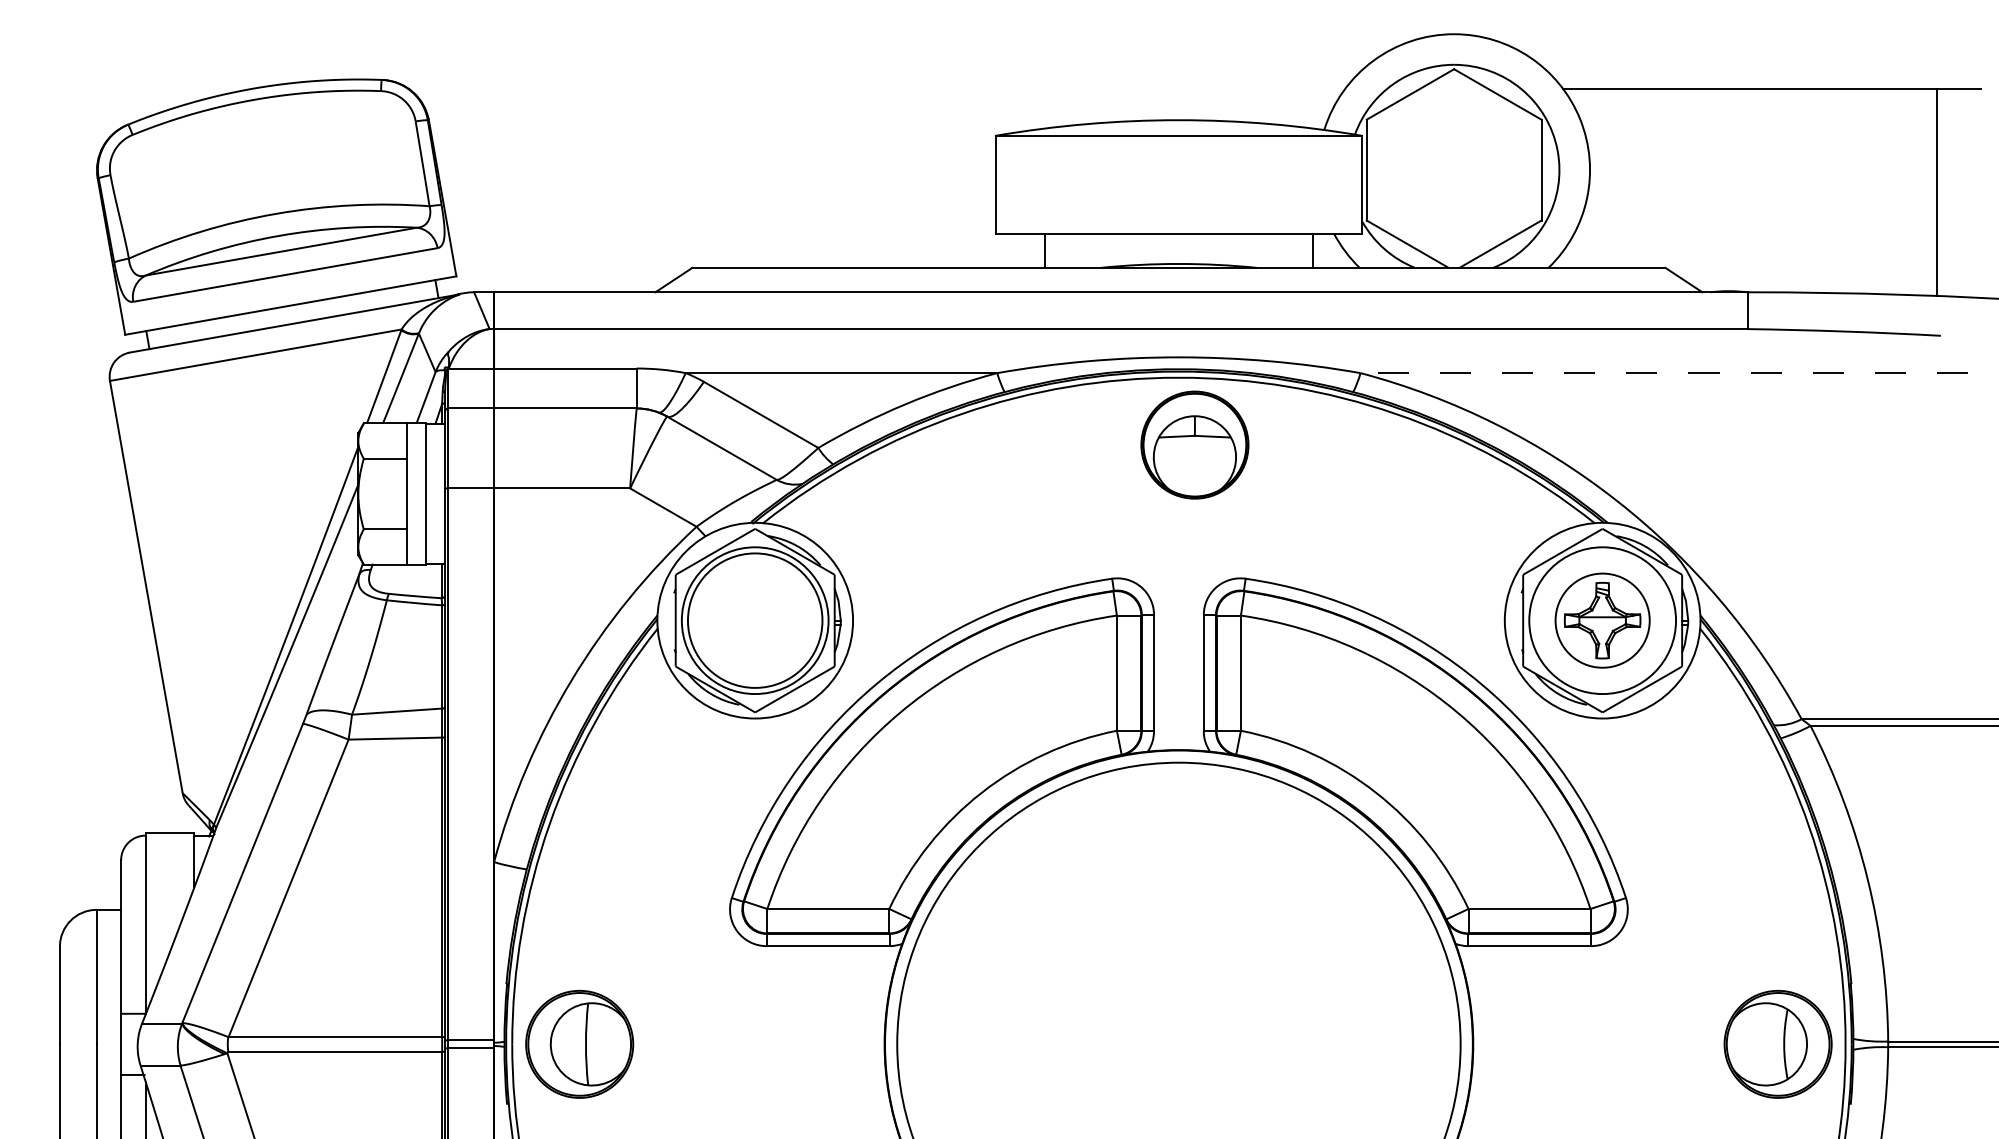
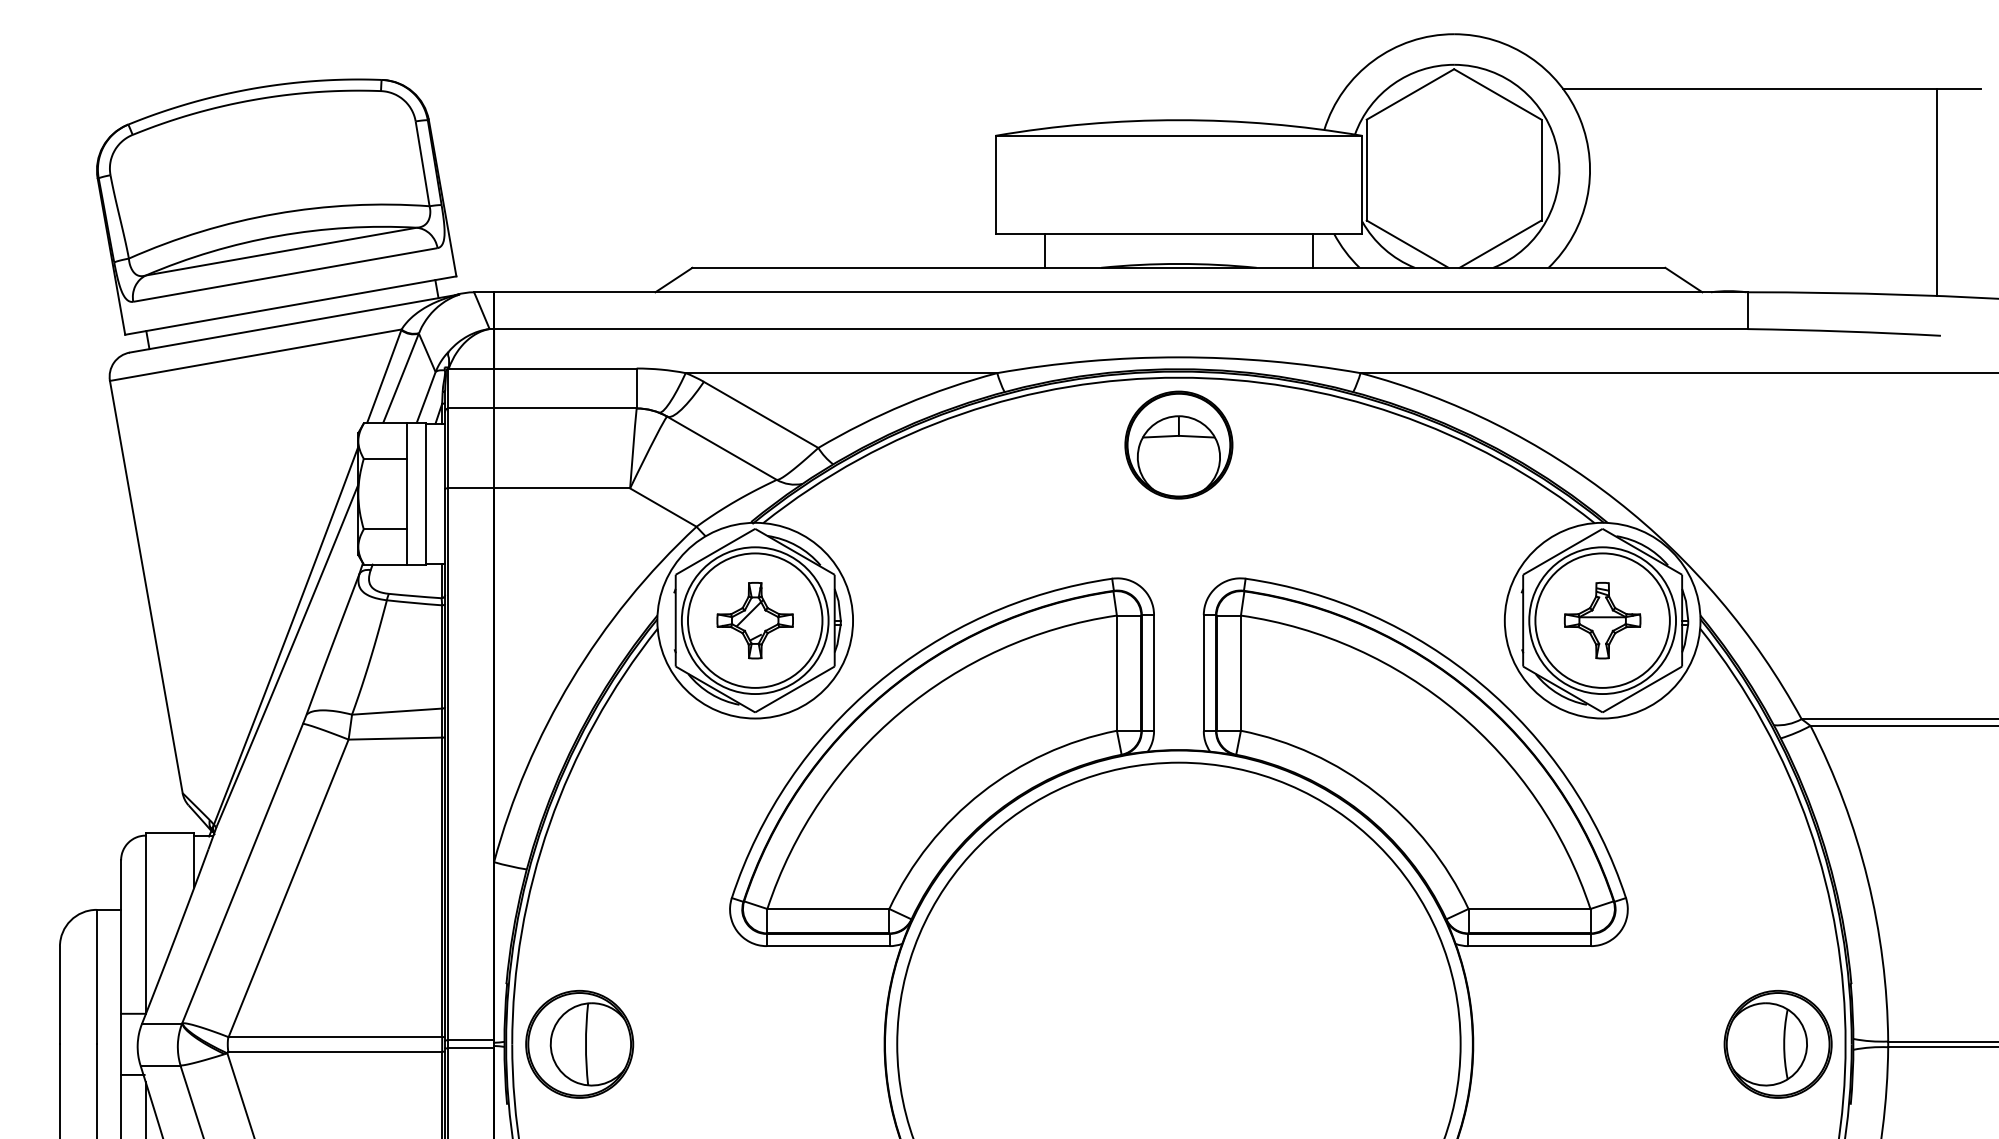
line: dashed -> solid (1679, 373)
part position: (1194, 444) -> (1178, 444) (1178, 444)
part: none -> present (754, 620)
circle diameter: 94 px -> 134 px (1602, 620)
